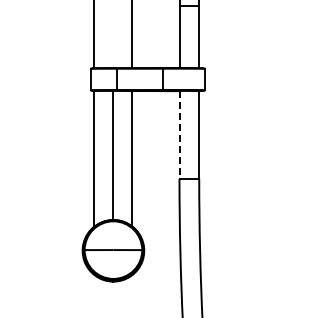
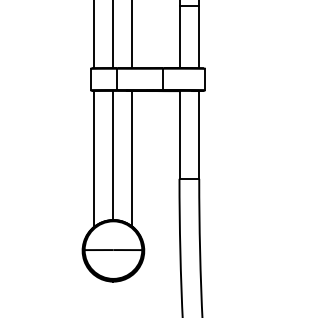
line: none -> present (113, 35)
line: dashed -> solid (179, 134)
